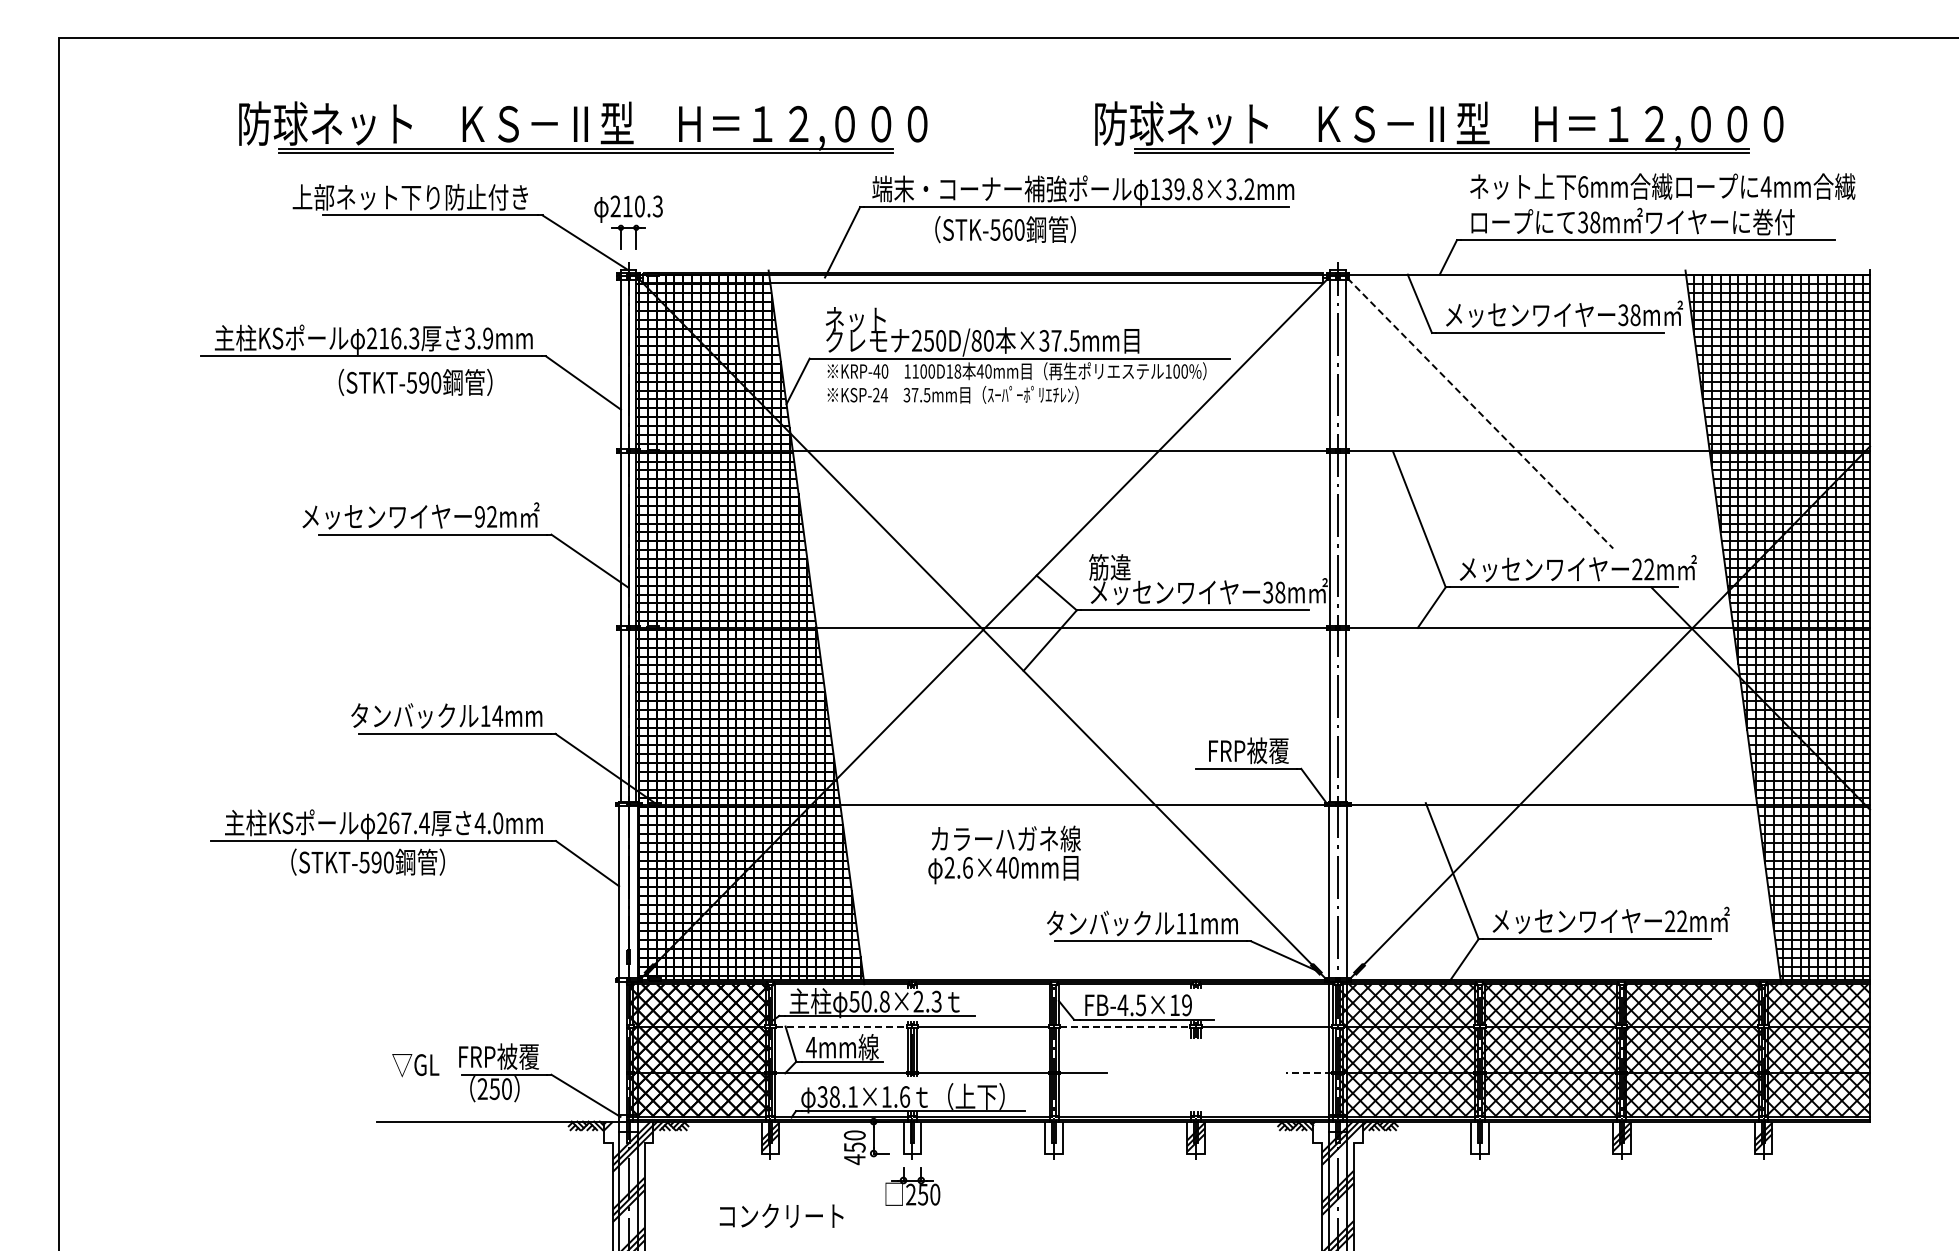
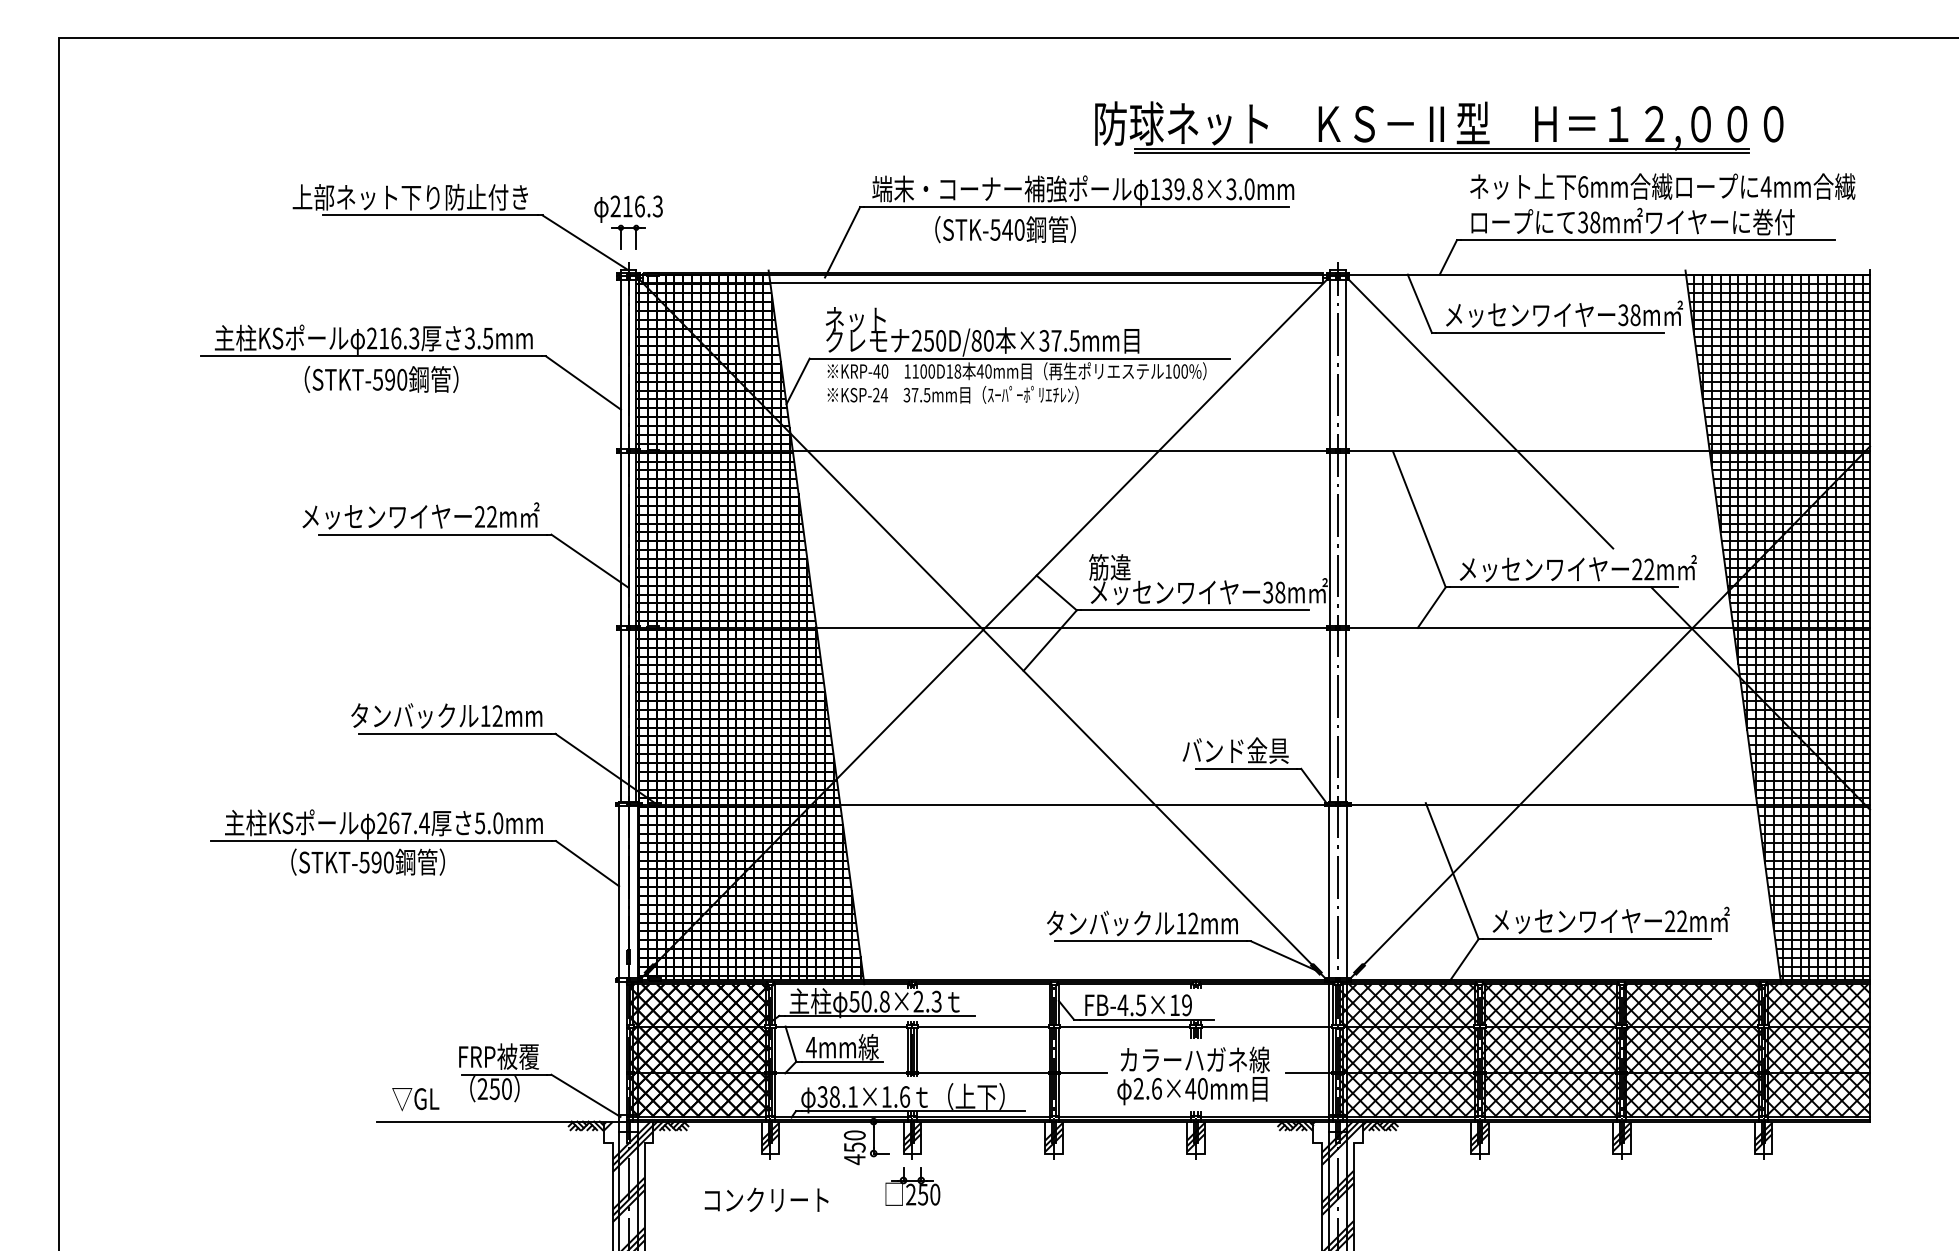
part: present -> none (583, 127)
text: 139.8×3.2mm -> 139.8×3.0mm (1249, 189)
text: 210.3 -> 216.3 (639, 206)
text: STK-560 -> STK-540 (1007, 229)
text: 3.9mm -> 3.5mm (488, 338)
text position: (415, 381) -> (381, 378) (381, 378)
line: dashed -> solid (1480, 413)
text: 92m -> 22m (479, 516)
text: 14mm -> 12mm (497, 715)
text: FRP被覆 -> バンド金具 (1235, 750)
text: 4.0mm -> 5.0mm (479, 823)
text position: (1004, 854) -> (1193, 1075) (1193, 1075)
text: 11mm -> 12mm (1193, 923)
line: dashed -> solid (841, 1026)
line: dashed -> solid (1125, 1026)
text position: (415, 1065) -> (415, 1099) (415, 1099)
line: dashed -> solid (1308, 1073)
hatch: none -> present (912, 1136)
hatch: none -> present (1054, 1136)
hatch: none -> present (1479, 1136)
text position: (781, 1215) -> (766, 1199) (766, 1199)
